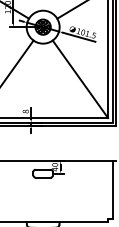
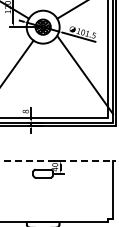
line position: (80, 79) -> (85, 75) (85, 75)
line: solid -> dashed (58, 160)
